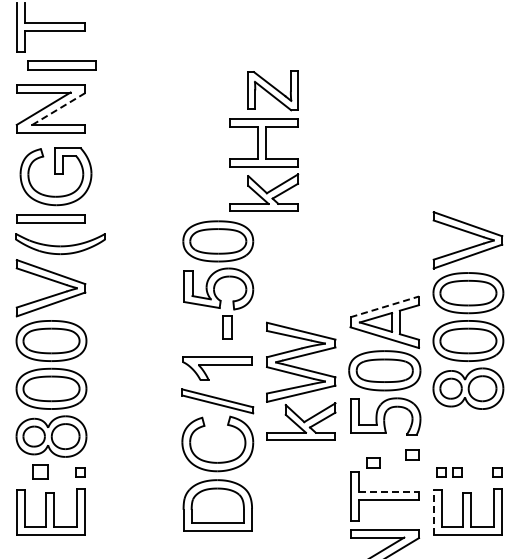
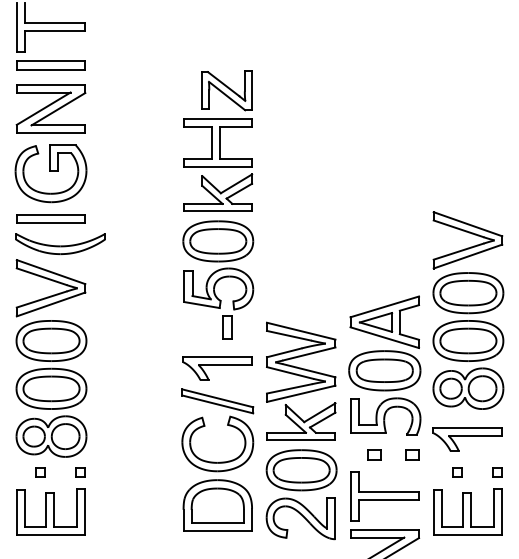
part position: (61, 65) -> (50, 65) (50, 65)
line: dashed -> solid (58, 109)
part position: (264, 140) -> (218, 140) (218, 140)
part position: (55, 176) -> (50, 173) (50, 173)
line: dashed -> solid (384, 306)
part: none -> present (467, 439)
part position: (373, 462) -> (374, 454) (374, 454)
part size: 17x16 px -> 11x11 px (40, 472)
part: present -> none (441, 472)
line: dashed -> solid (389, 492)
part: none -> present (301, 494)
line: dashed -> solid (433, 512)
